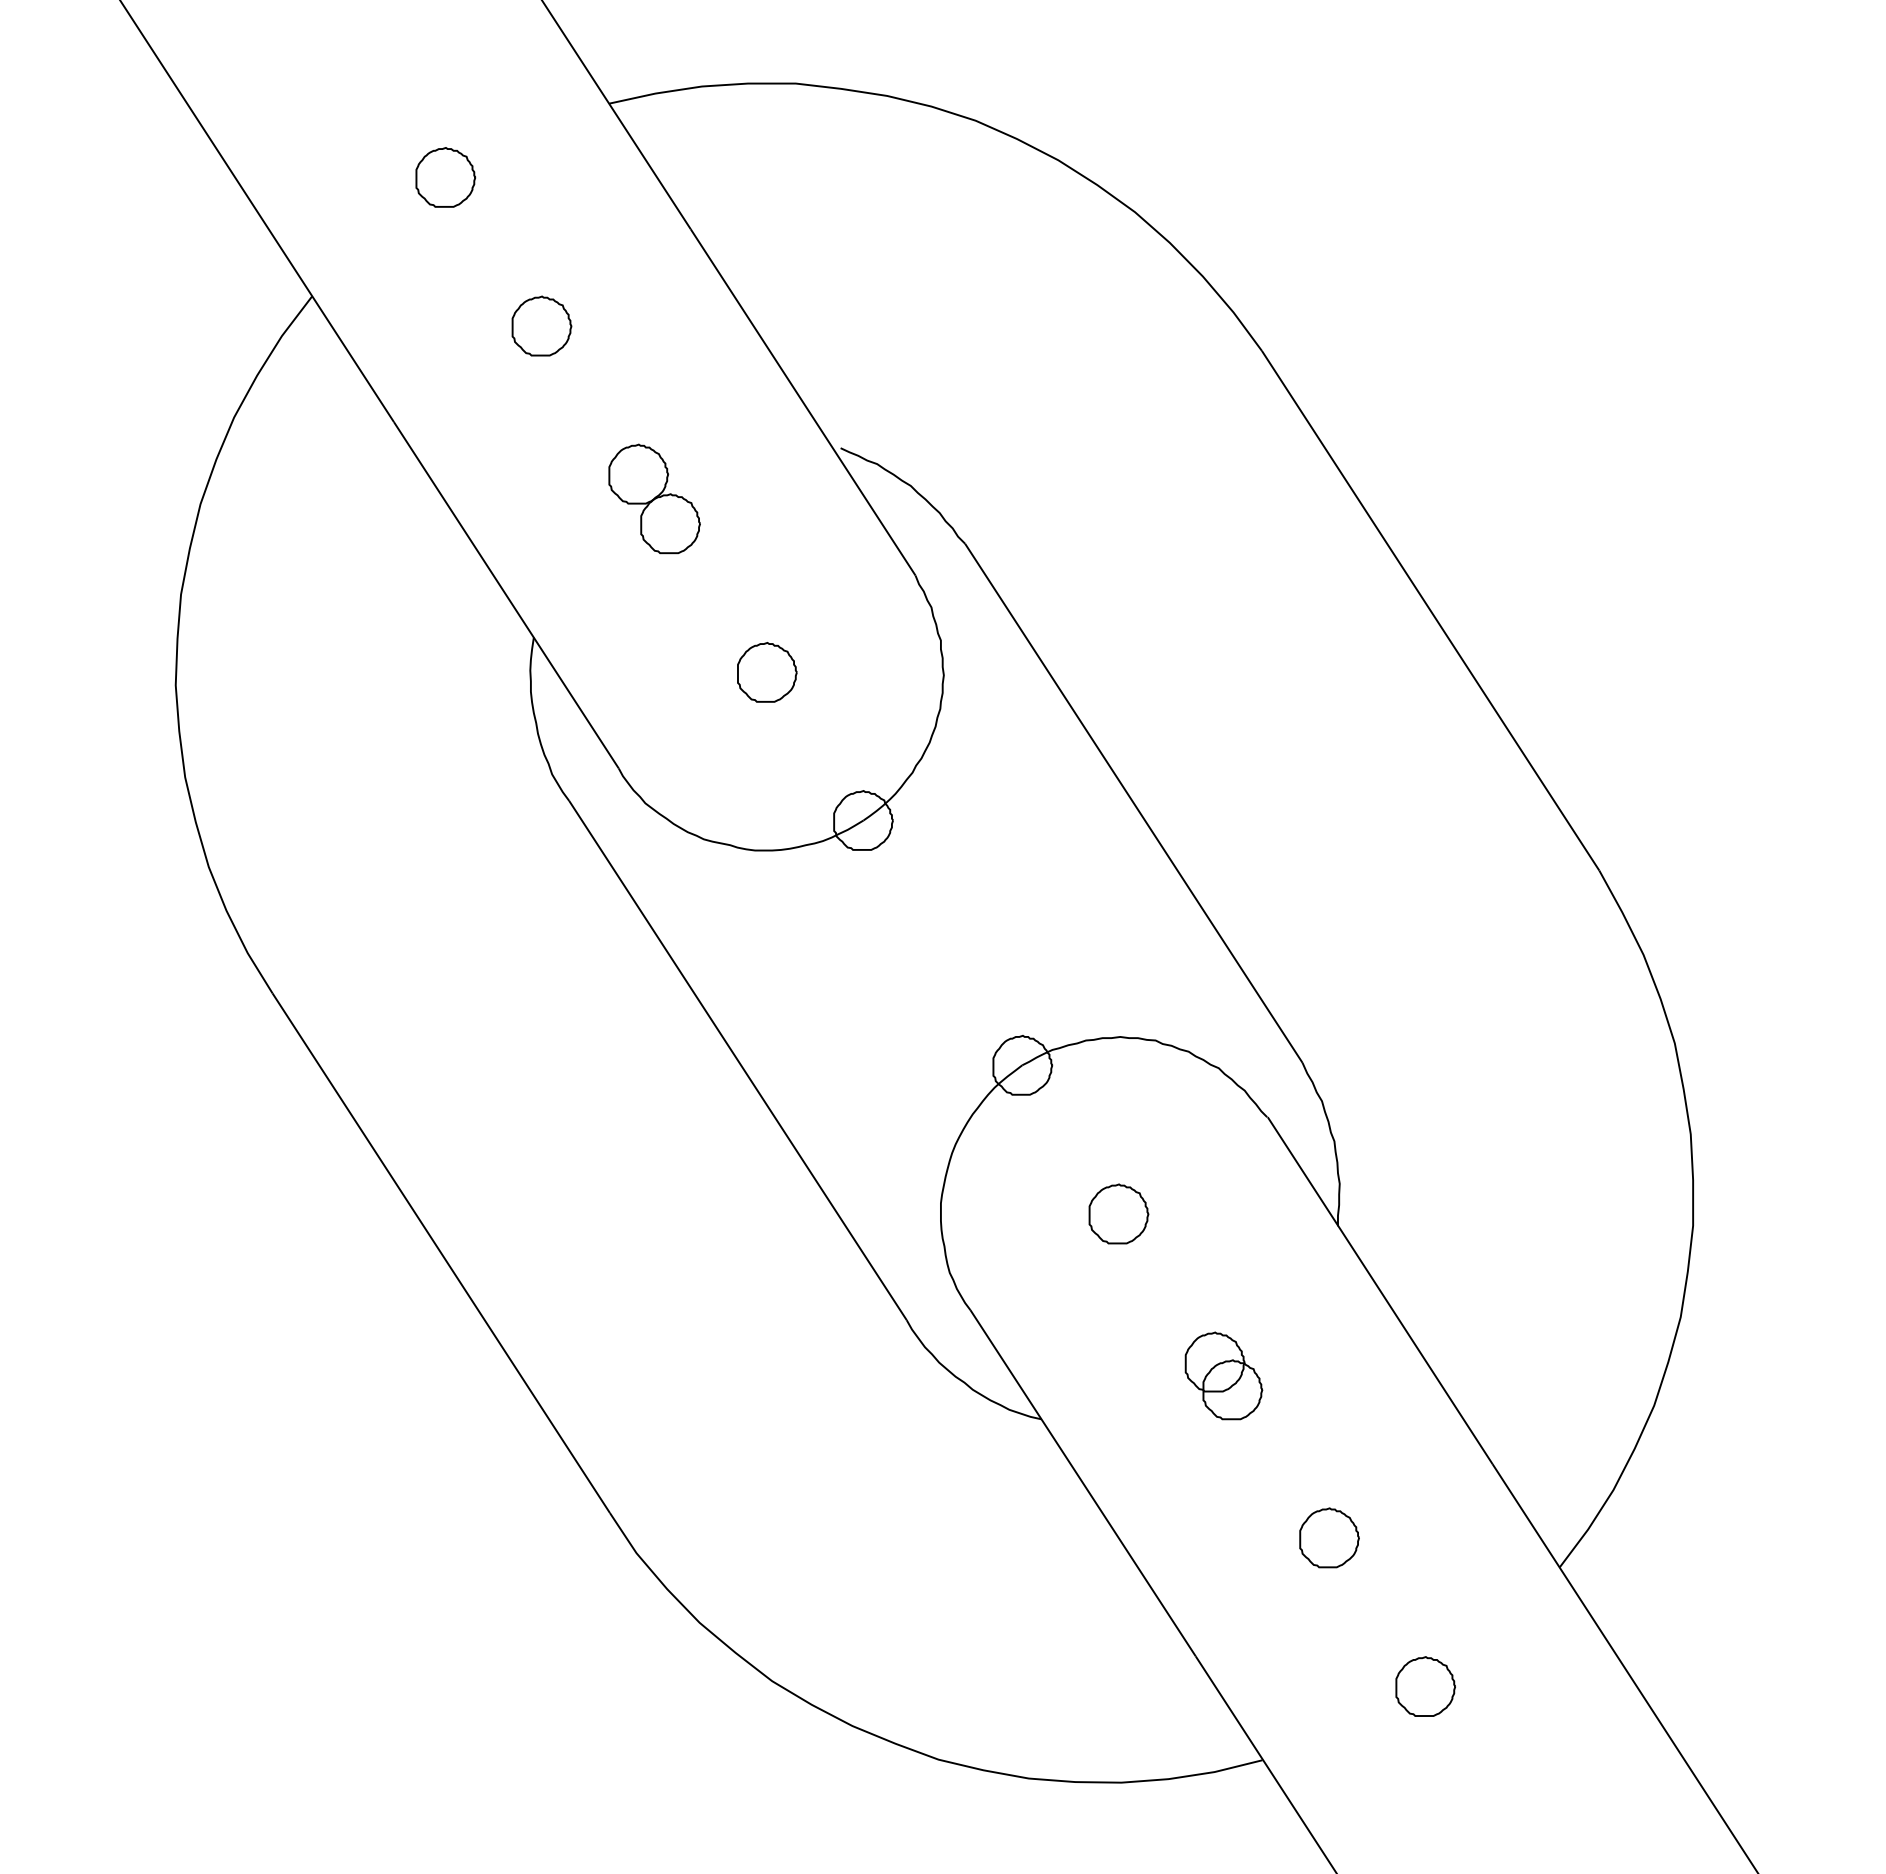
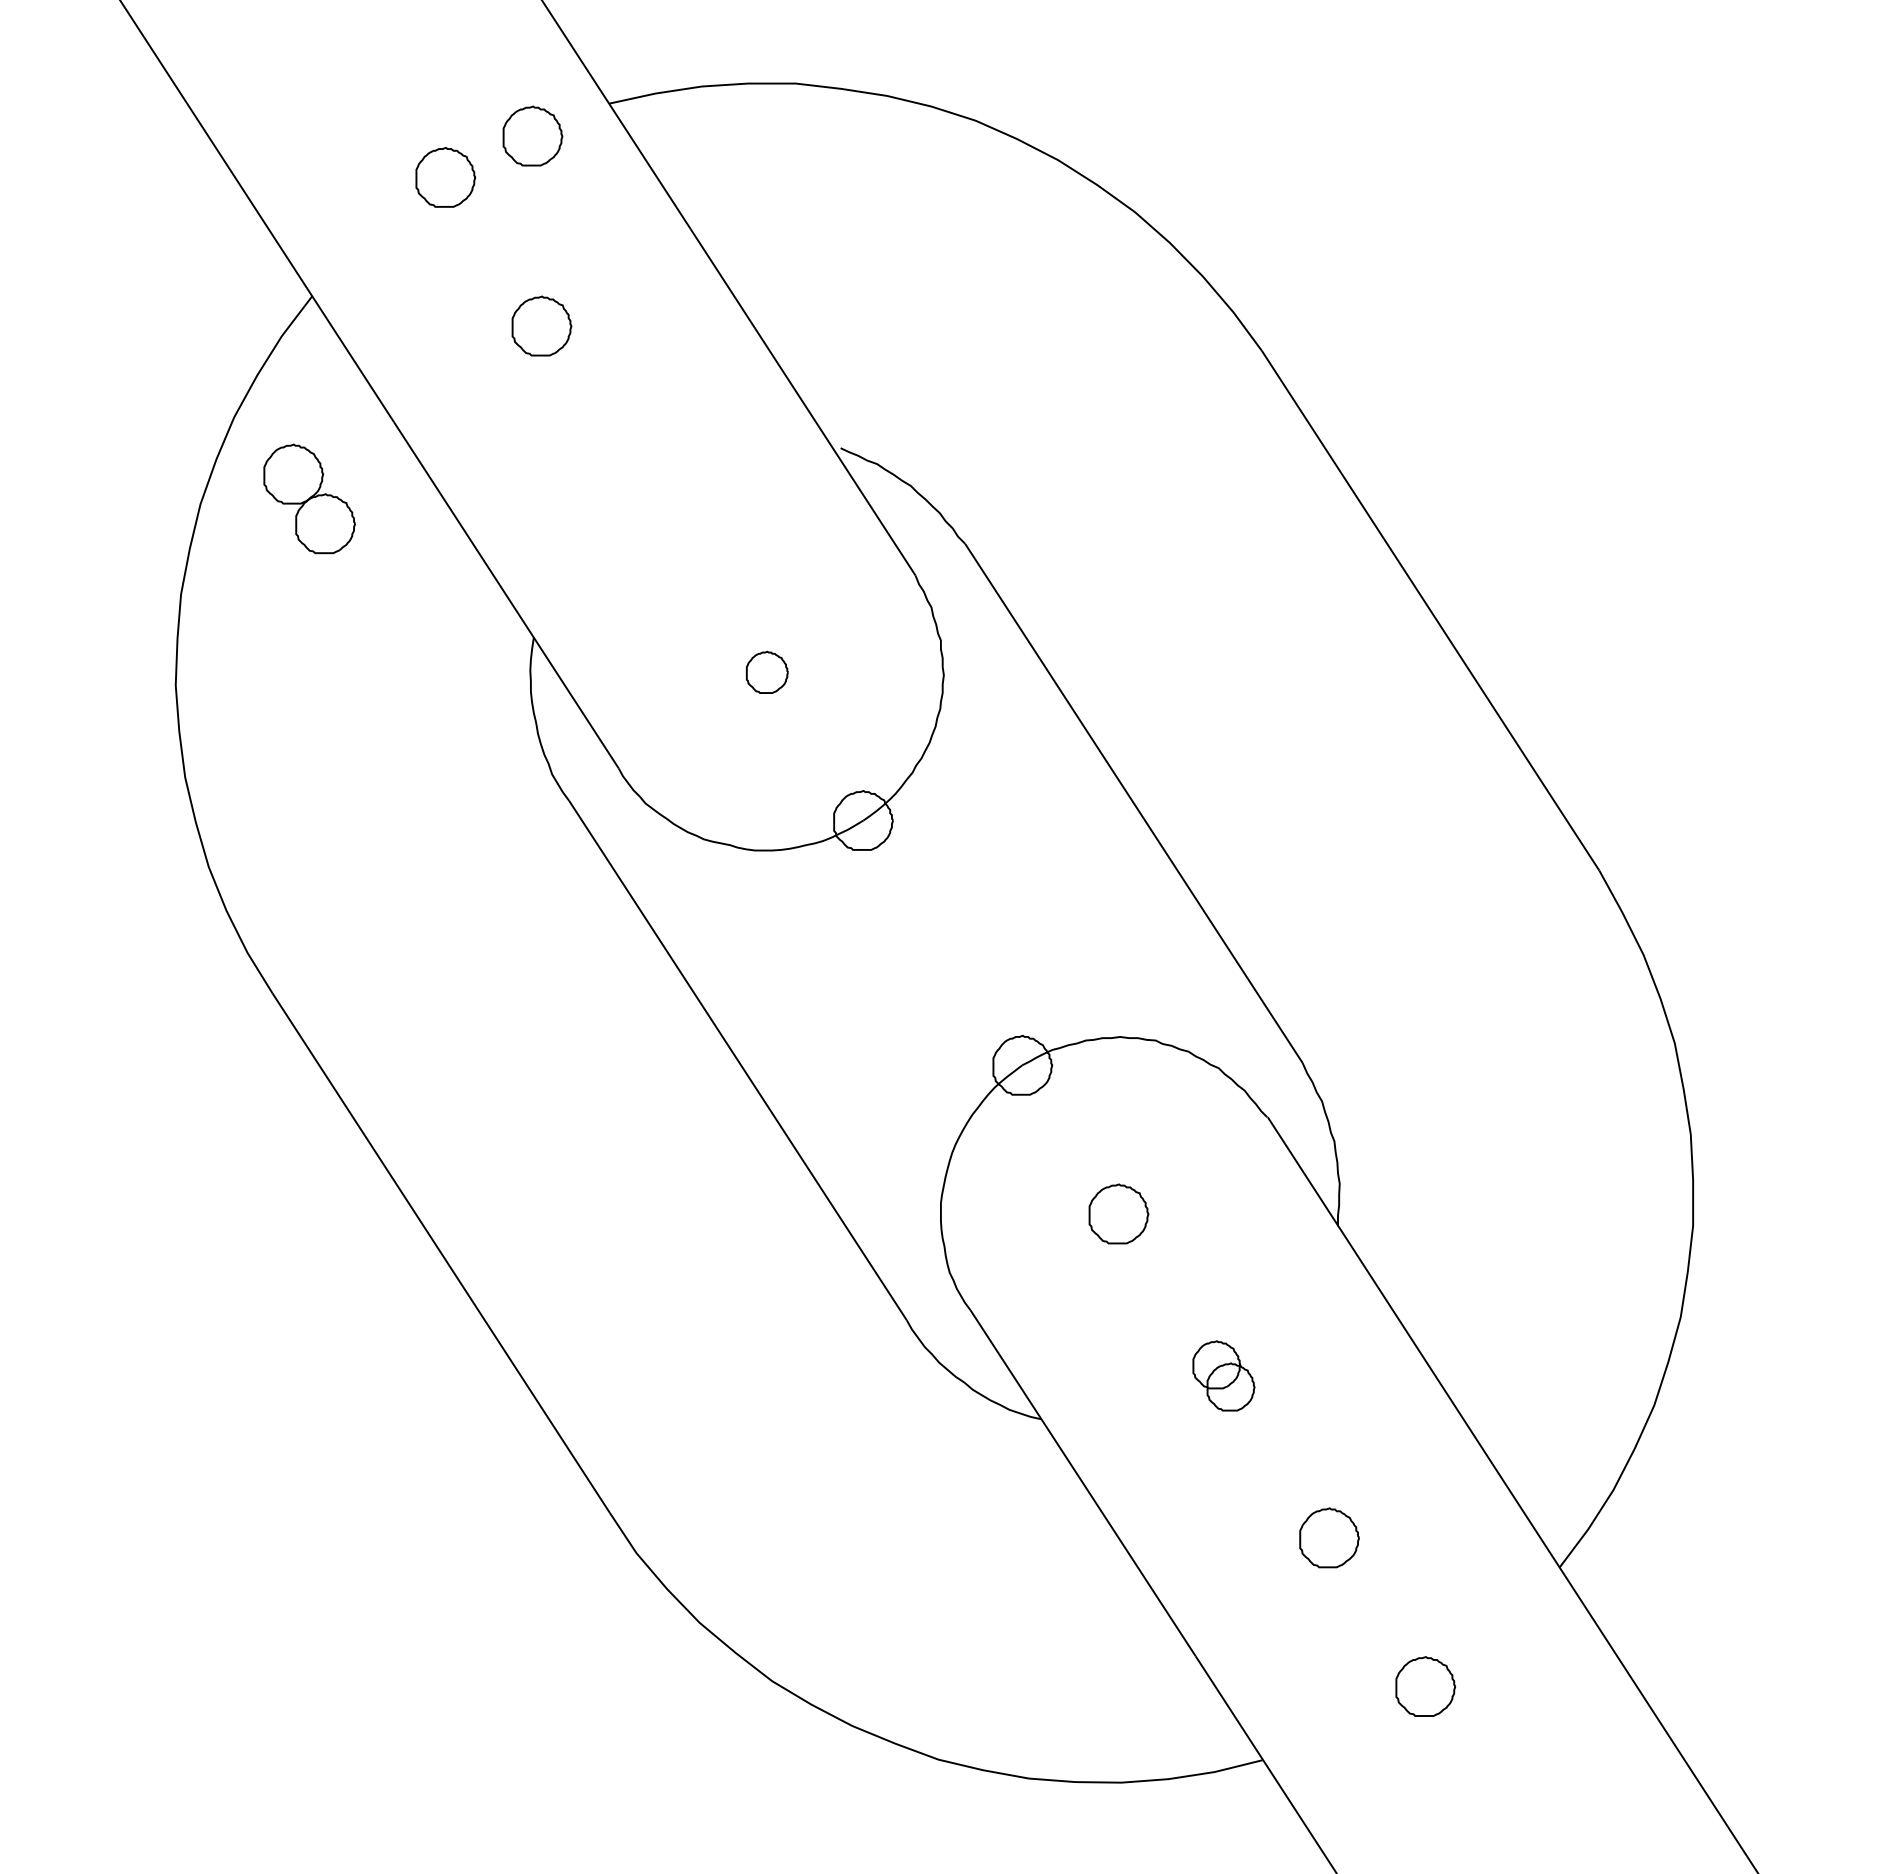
part: none -> present (532, 135)
part position: (654, 498) -> (309, 498) (309, 498)
part size: 61x61 px -> 43x44 px (767, 671)
part size: 80x90 px -> 64x72 px (1223, 1375)
